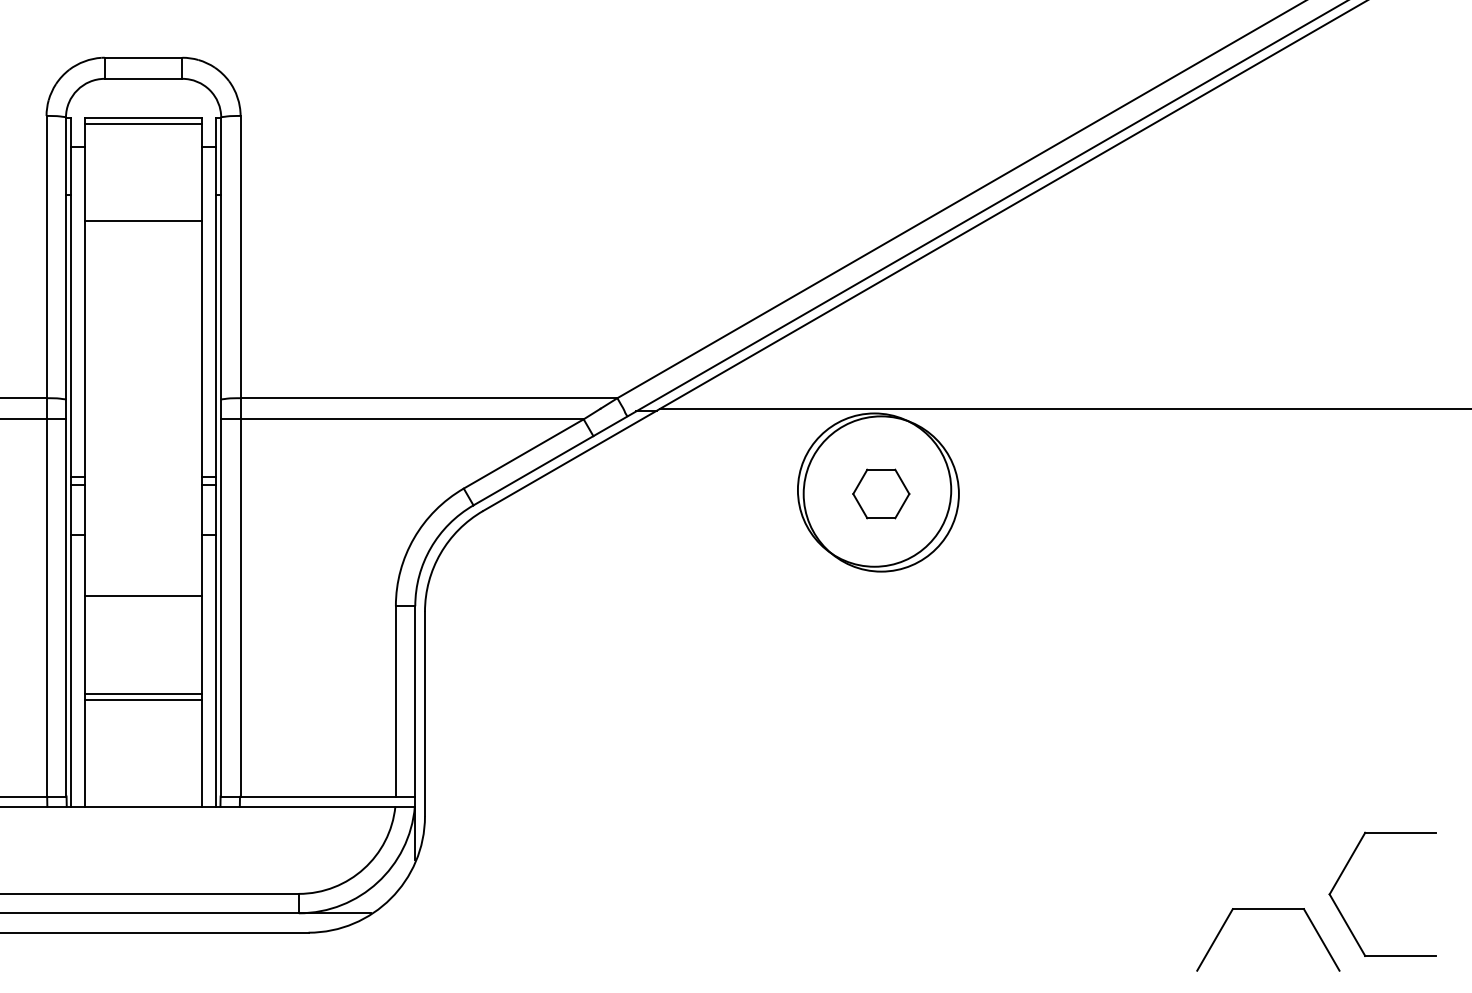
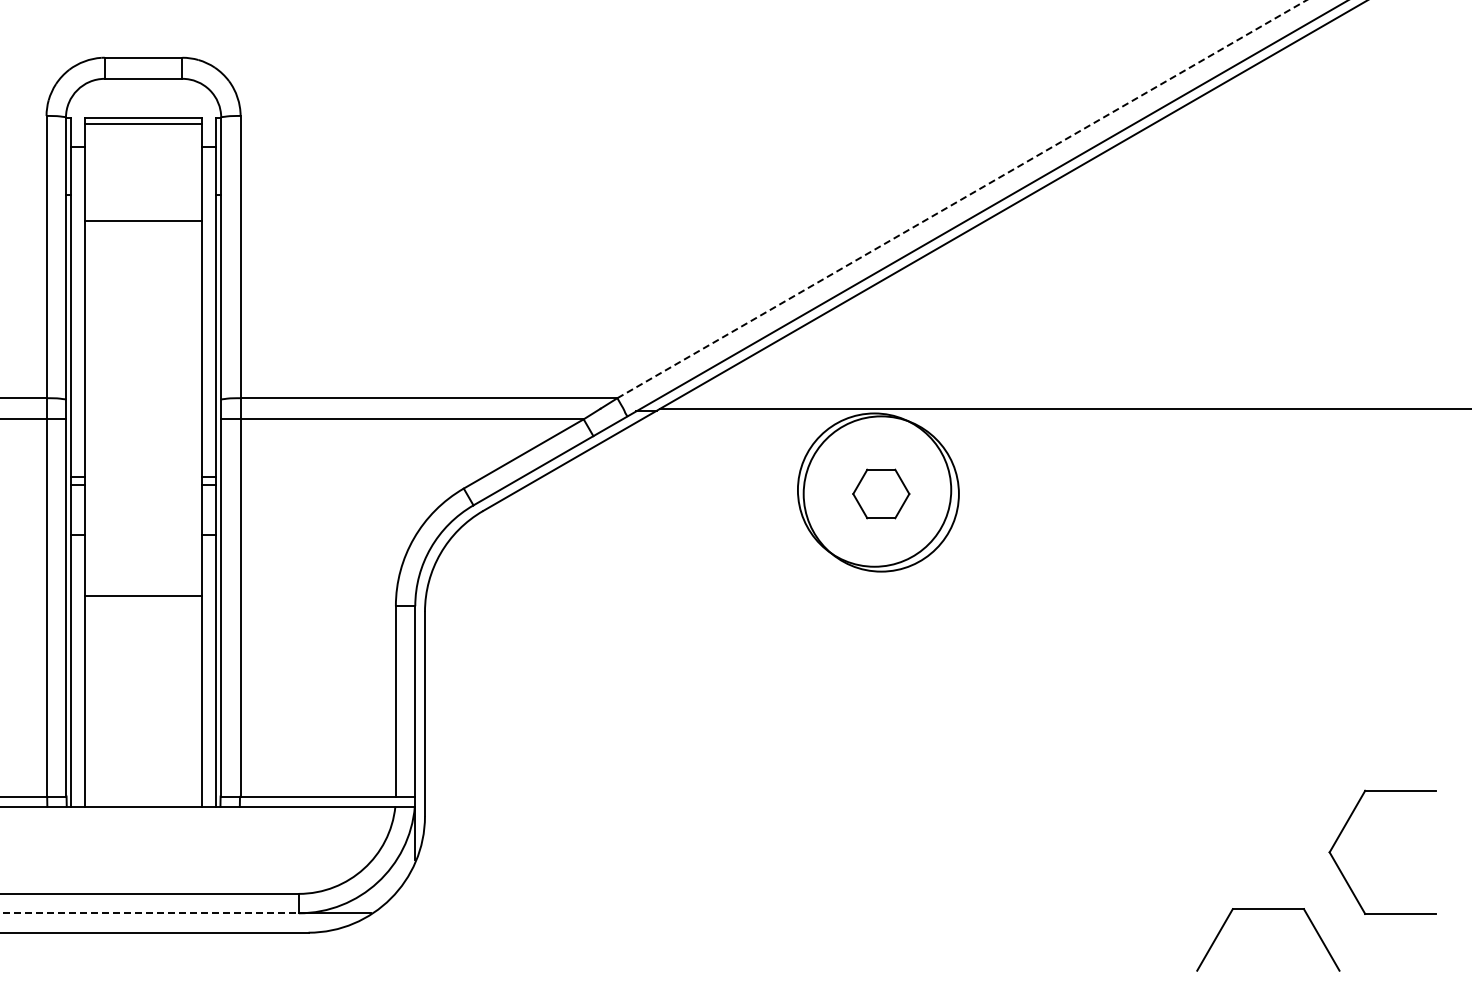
line: solid -> dashed (962, 199)
line: present -> none (143, 693)
line: present -> none (143, 699)
part position: (1345, 869) -> (1345, 827) (1345, 827)
line: solid -> dashed (149, 913)
